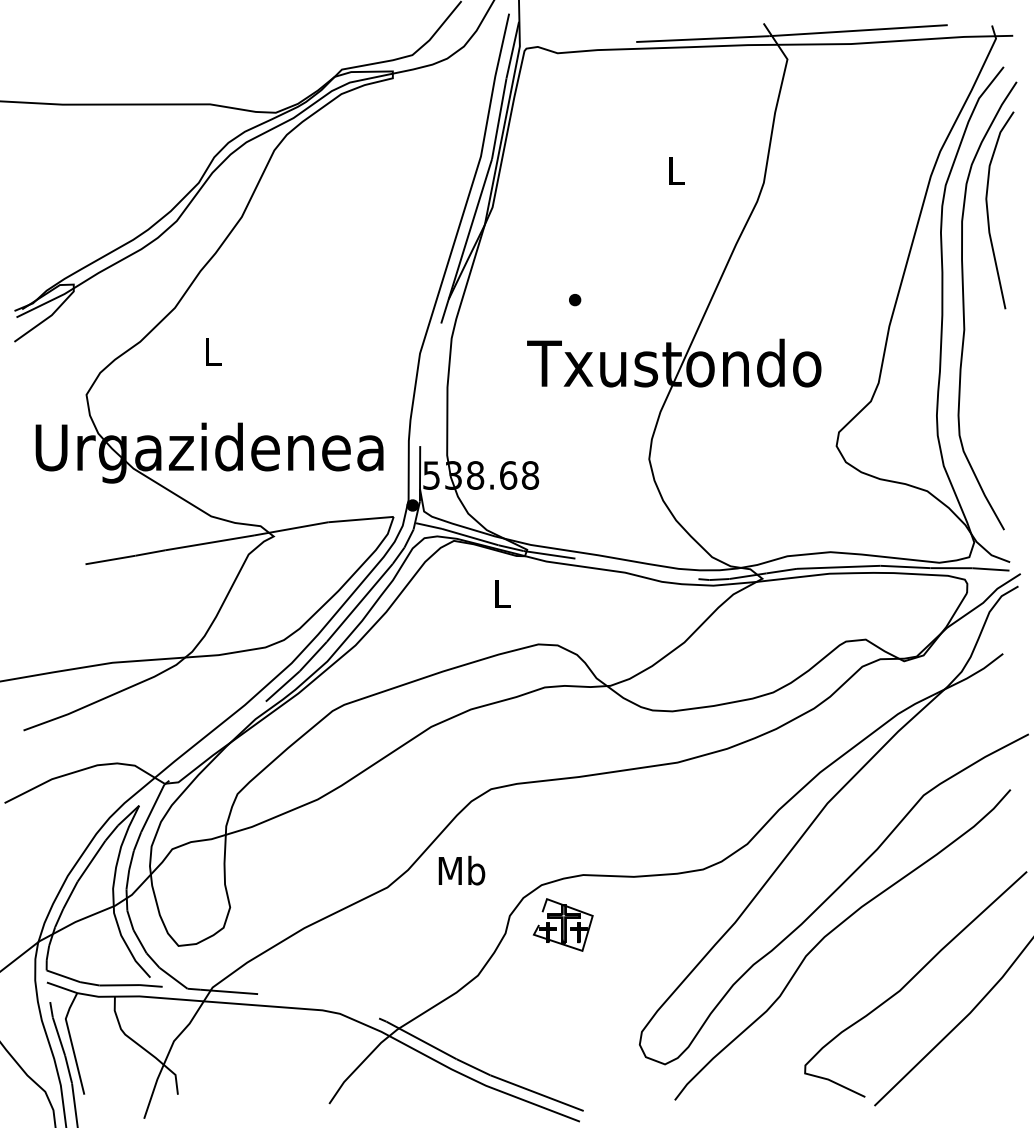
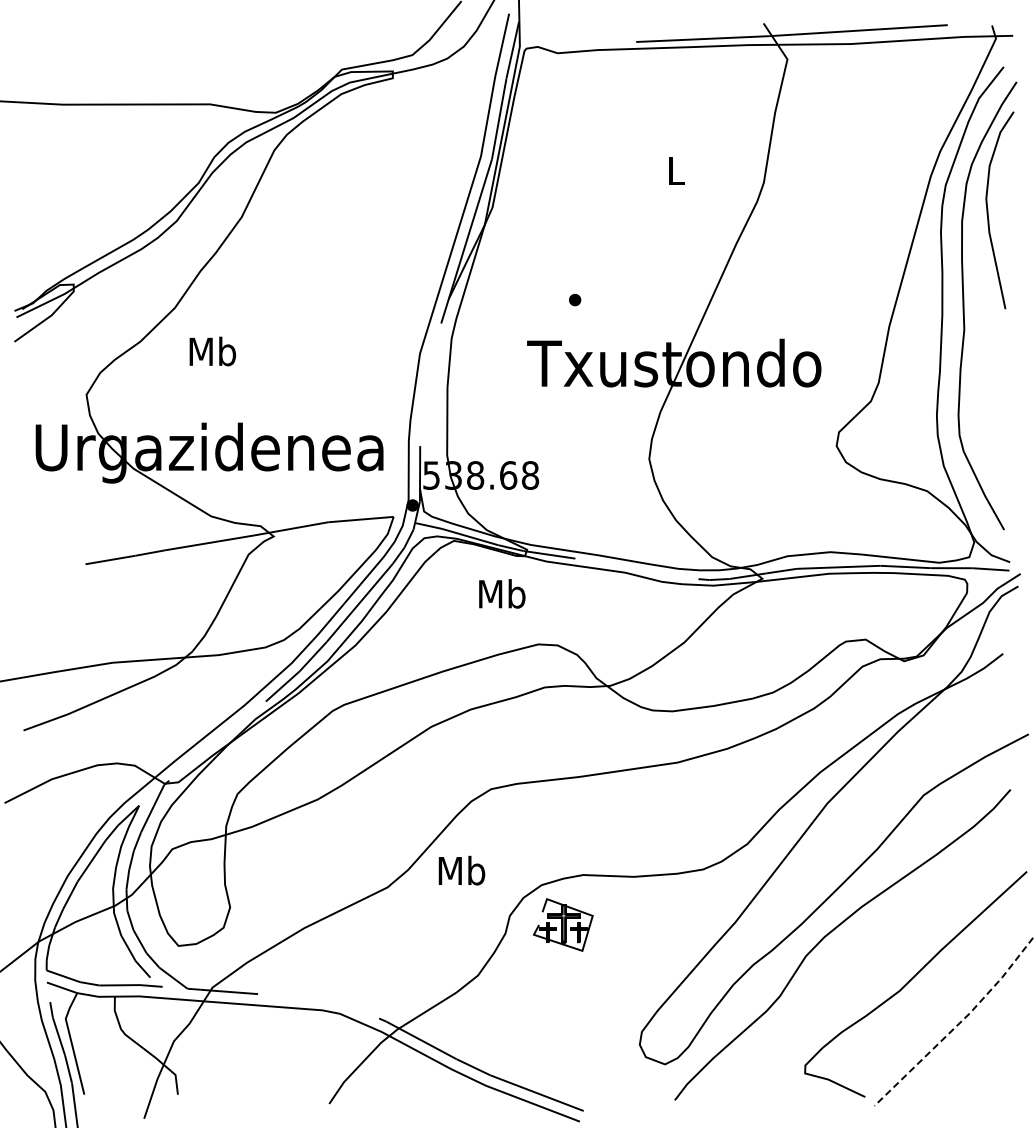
text: L -> Mb (212, 351)
text: L -> Mb (502, 593)
line: solid -> dashed (958, 1024)
